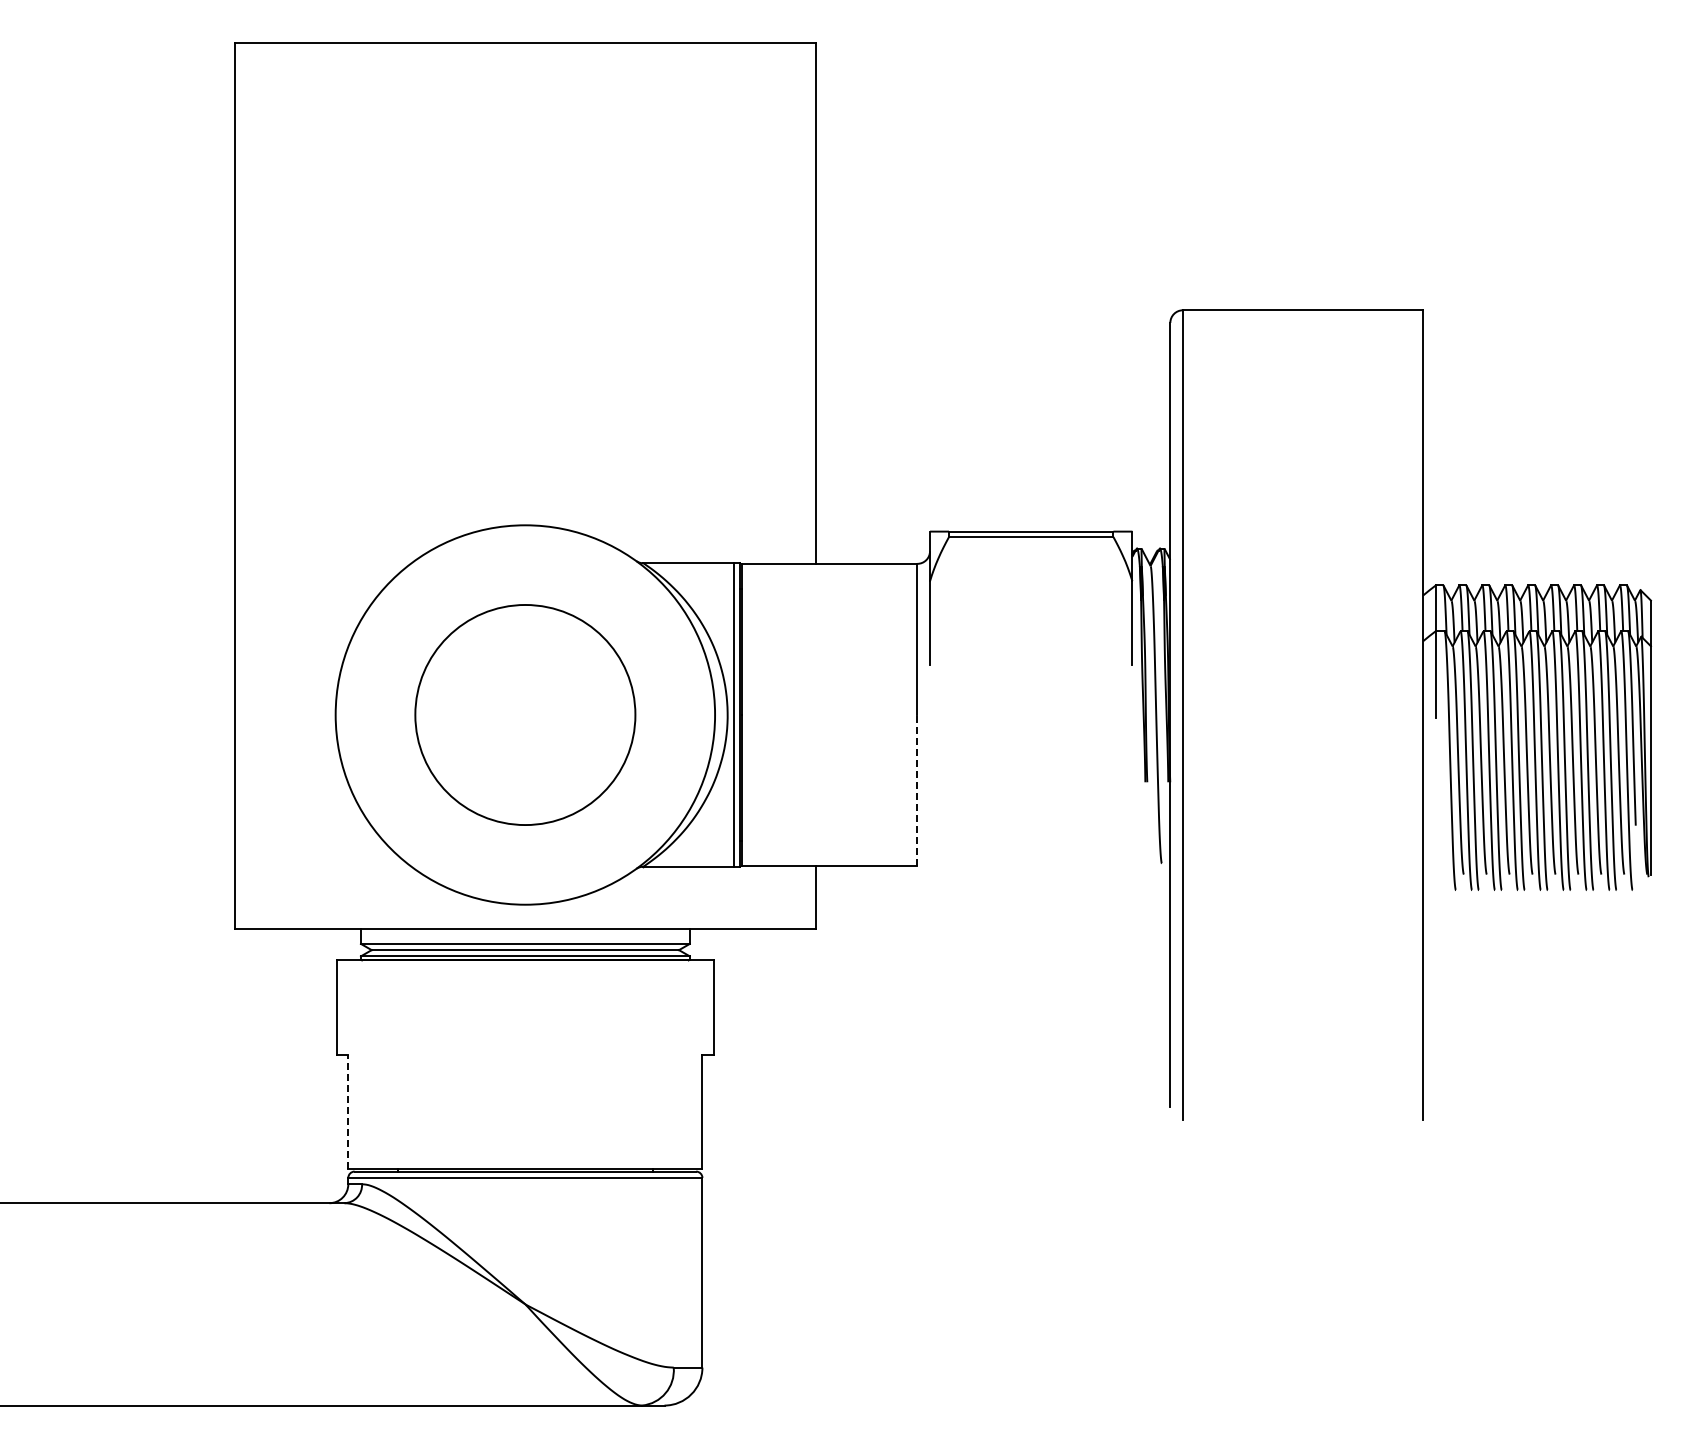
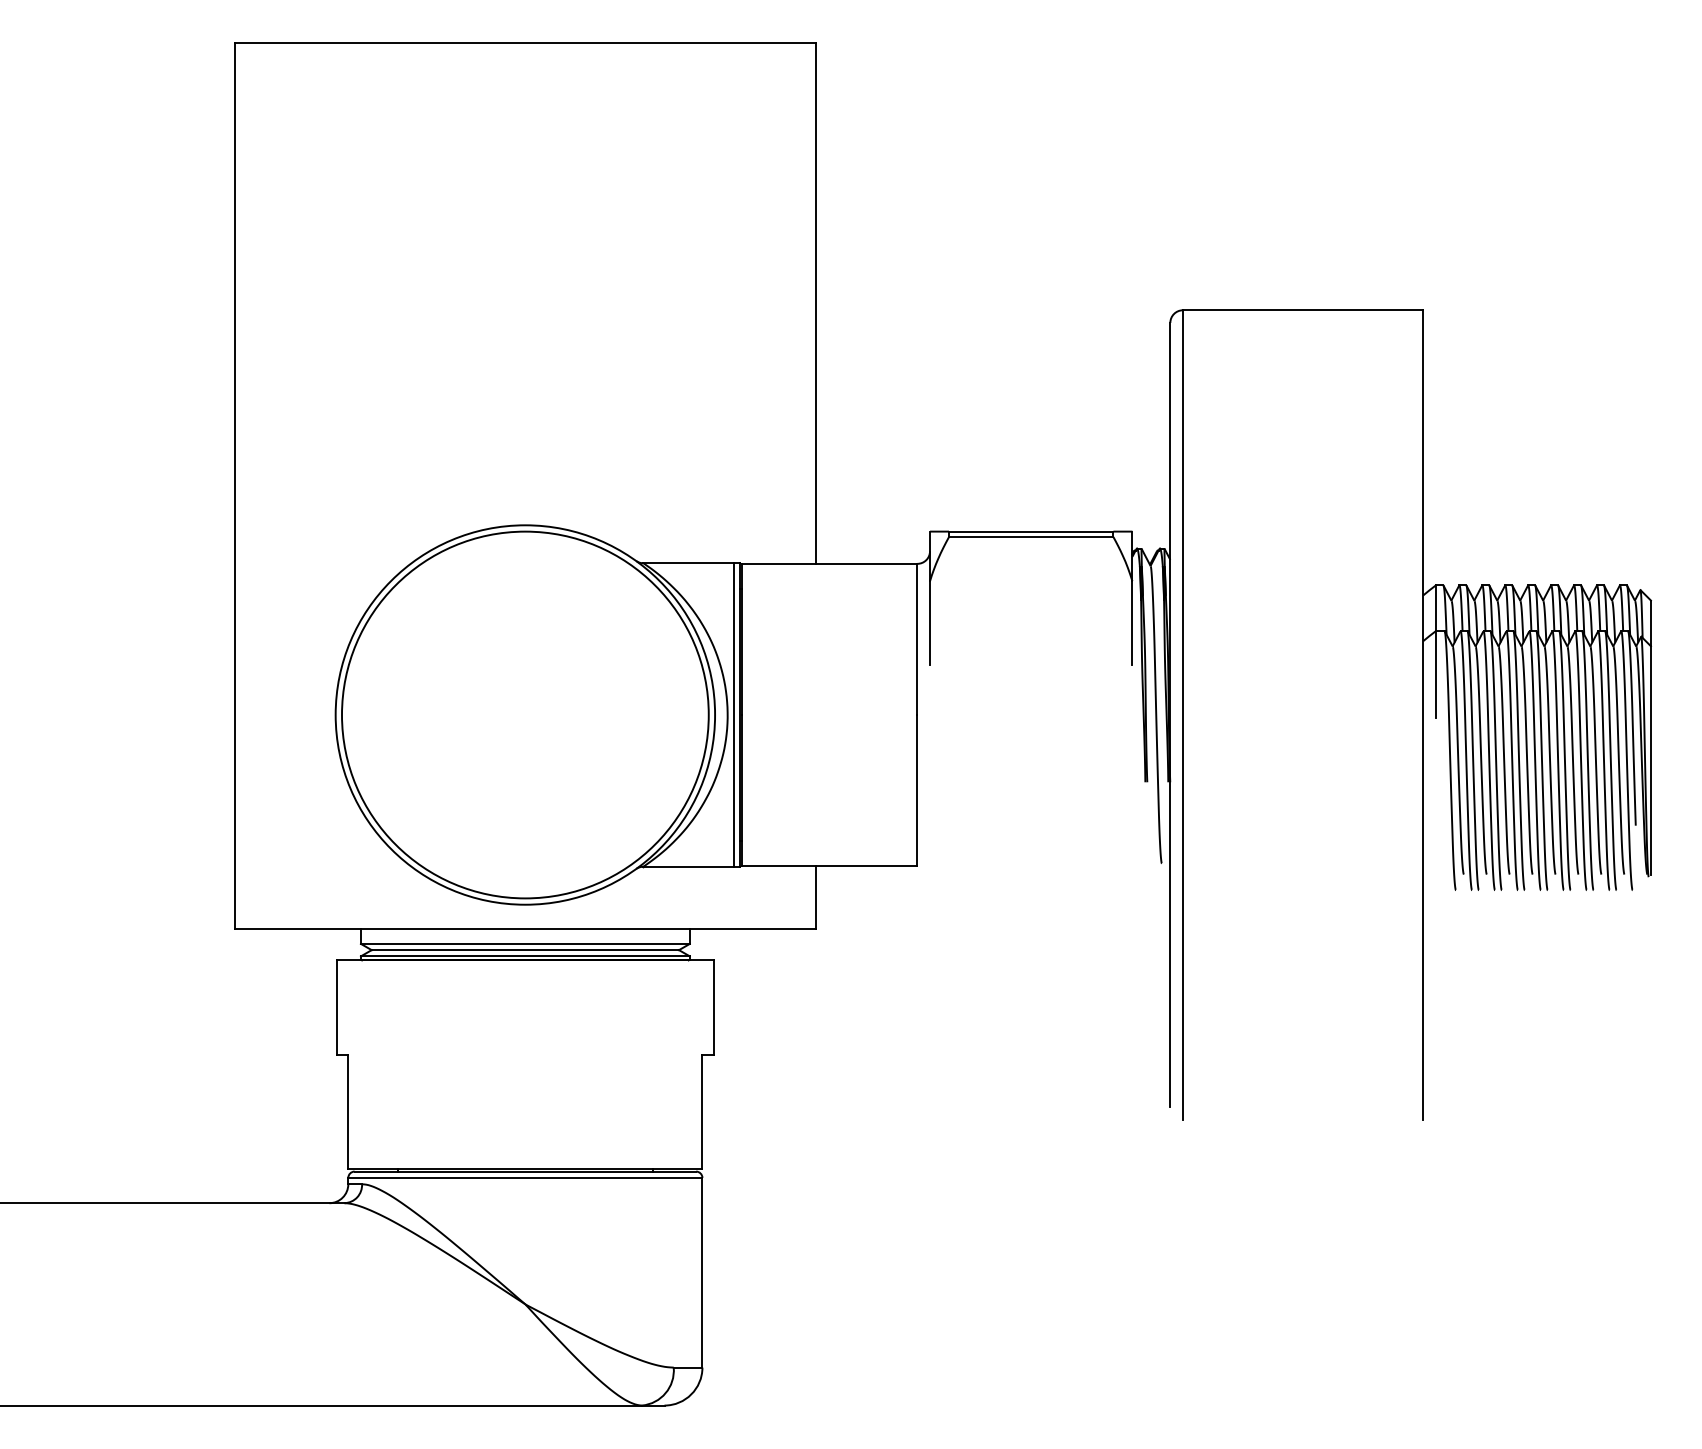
circle diameter: 220 px -> 367 px (525, 714)
line: dashed -> solid (917, 790)
line: dashed -> solid (348, 1112)
